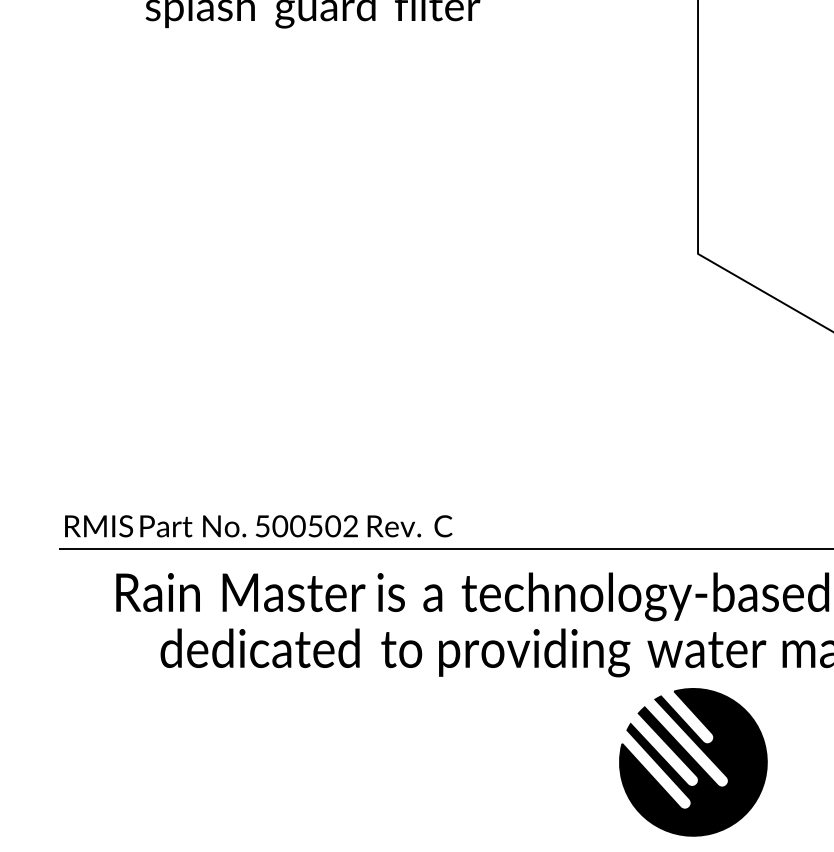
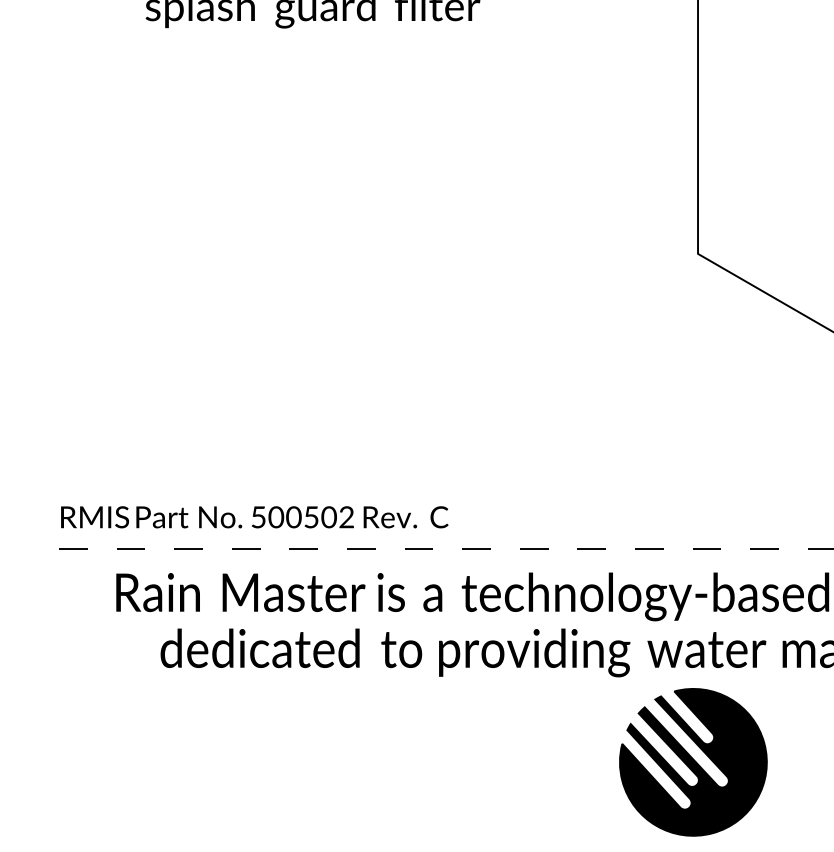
text position: (258, 526) -> (254, 517) (254, 517)
line: solid -> dashed (446, 548)
